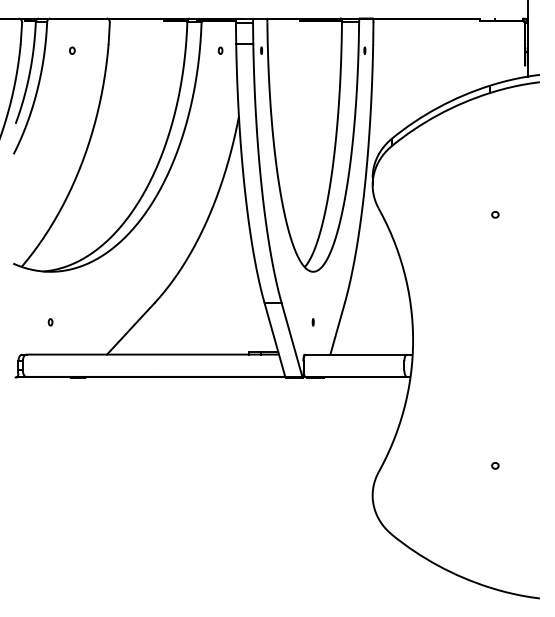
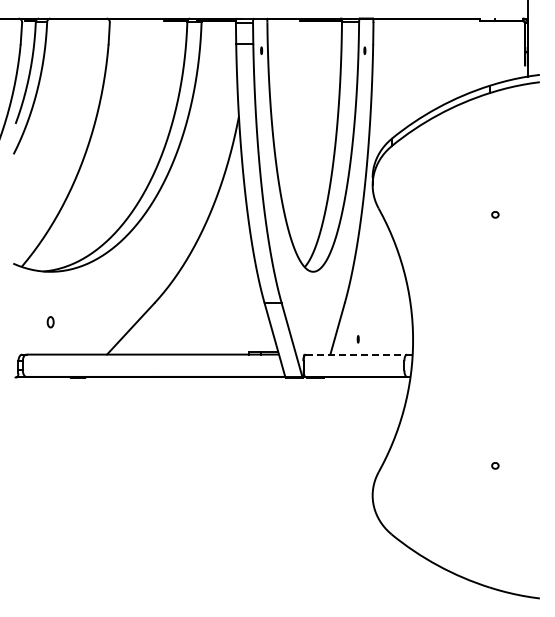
part: present -> none (72, 50)
part: present -> none (220, 50)
part size: 7x9 px -> 9x13 px (50, 322)
part position: (312, 322) -> (357, 339) (357, 339)
line: solid -> dashed (356, 354)
